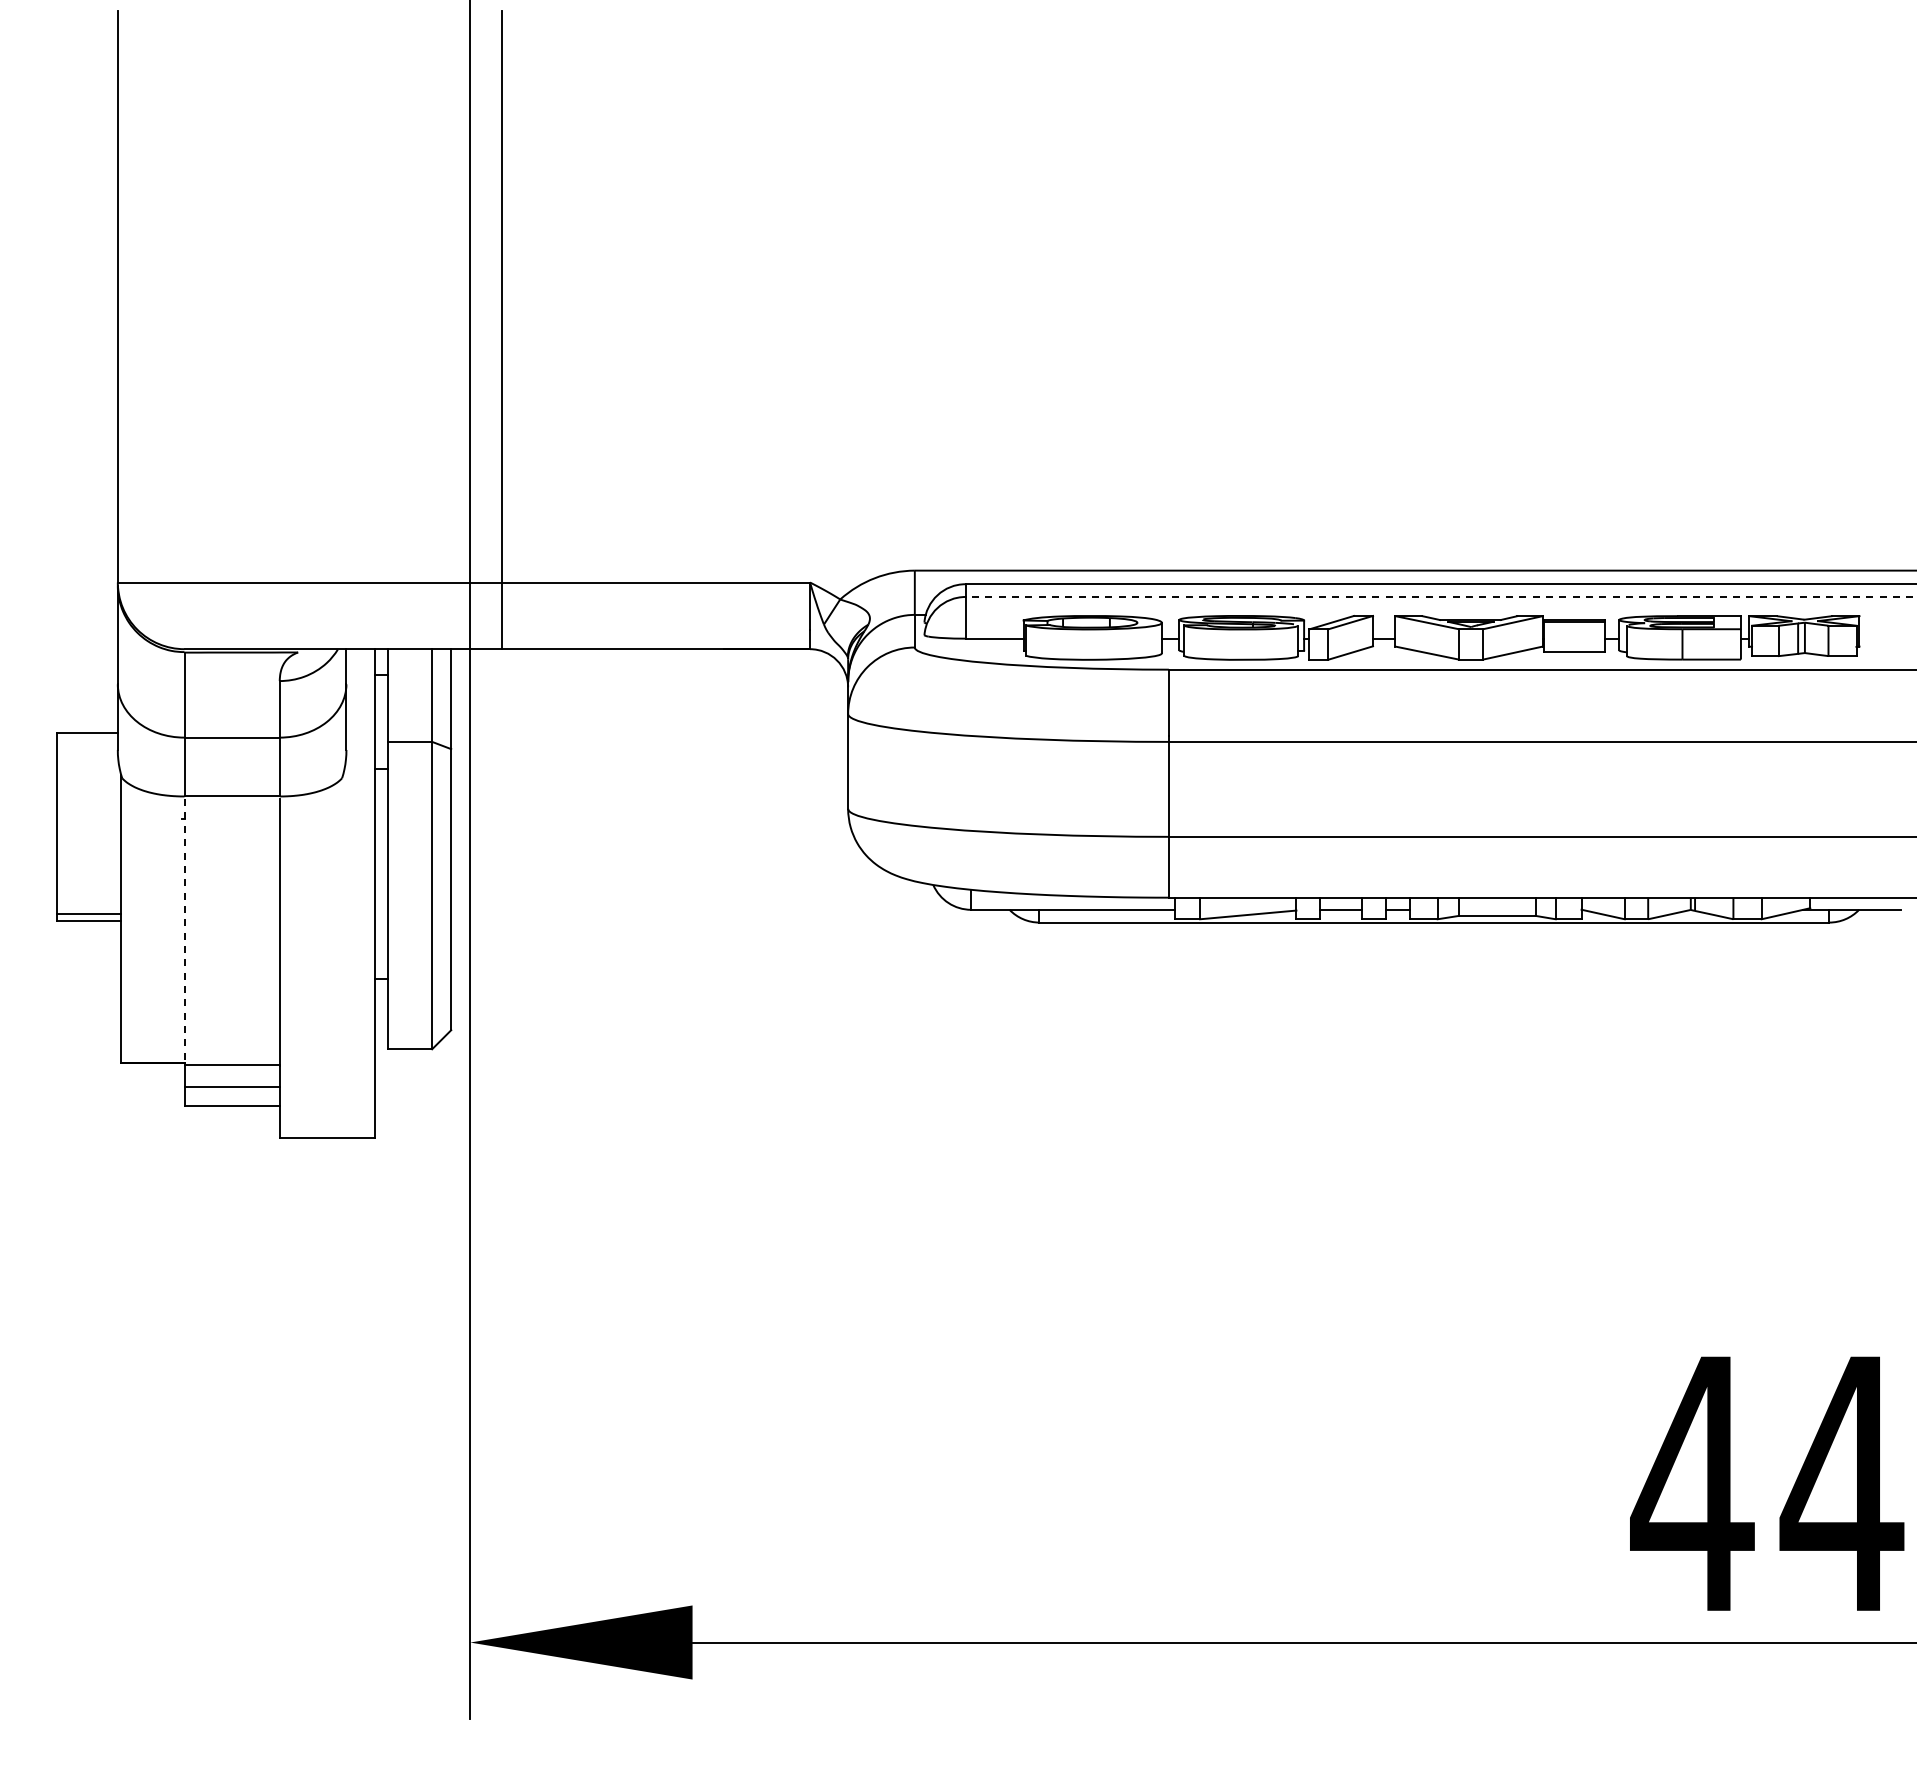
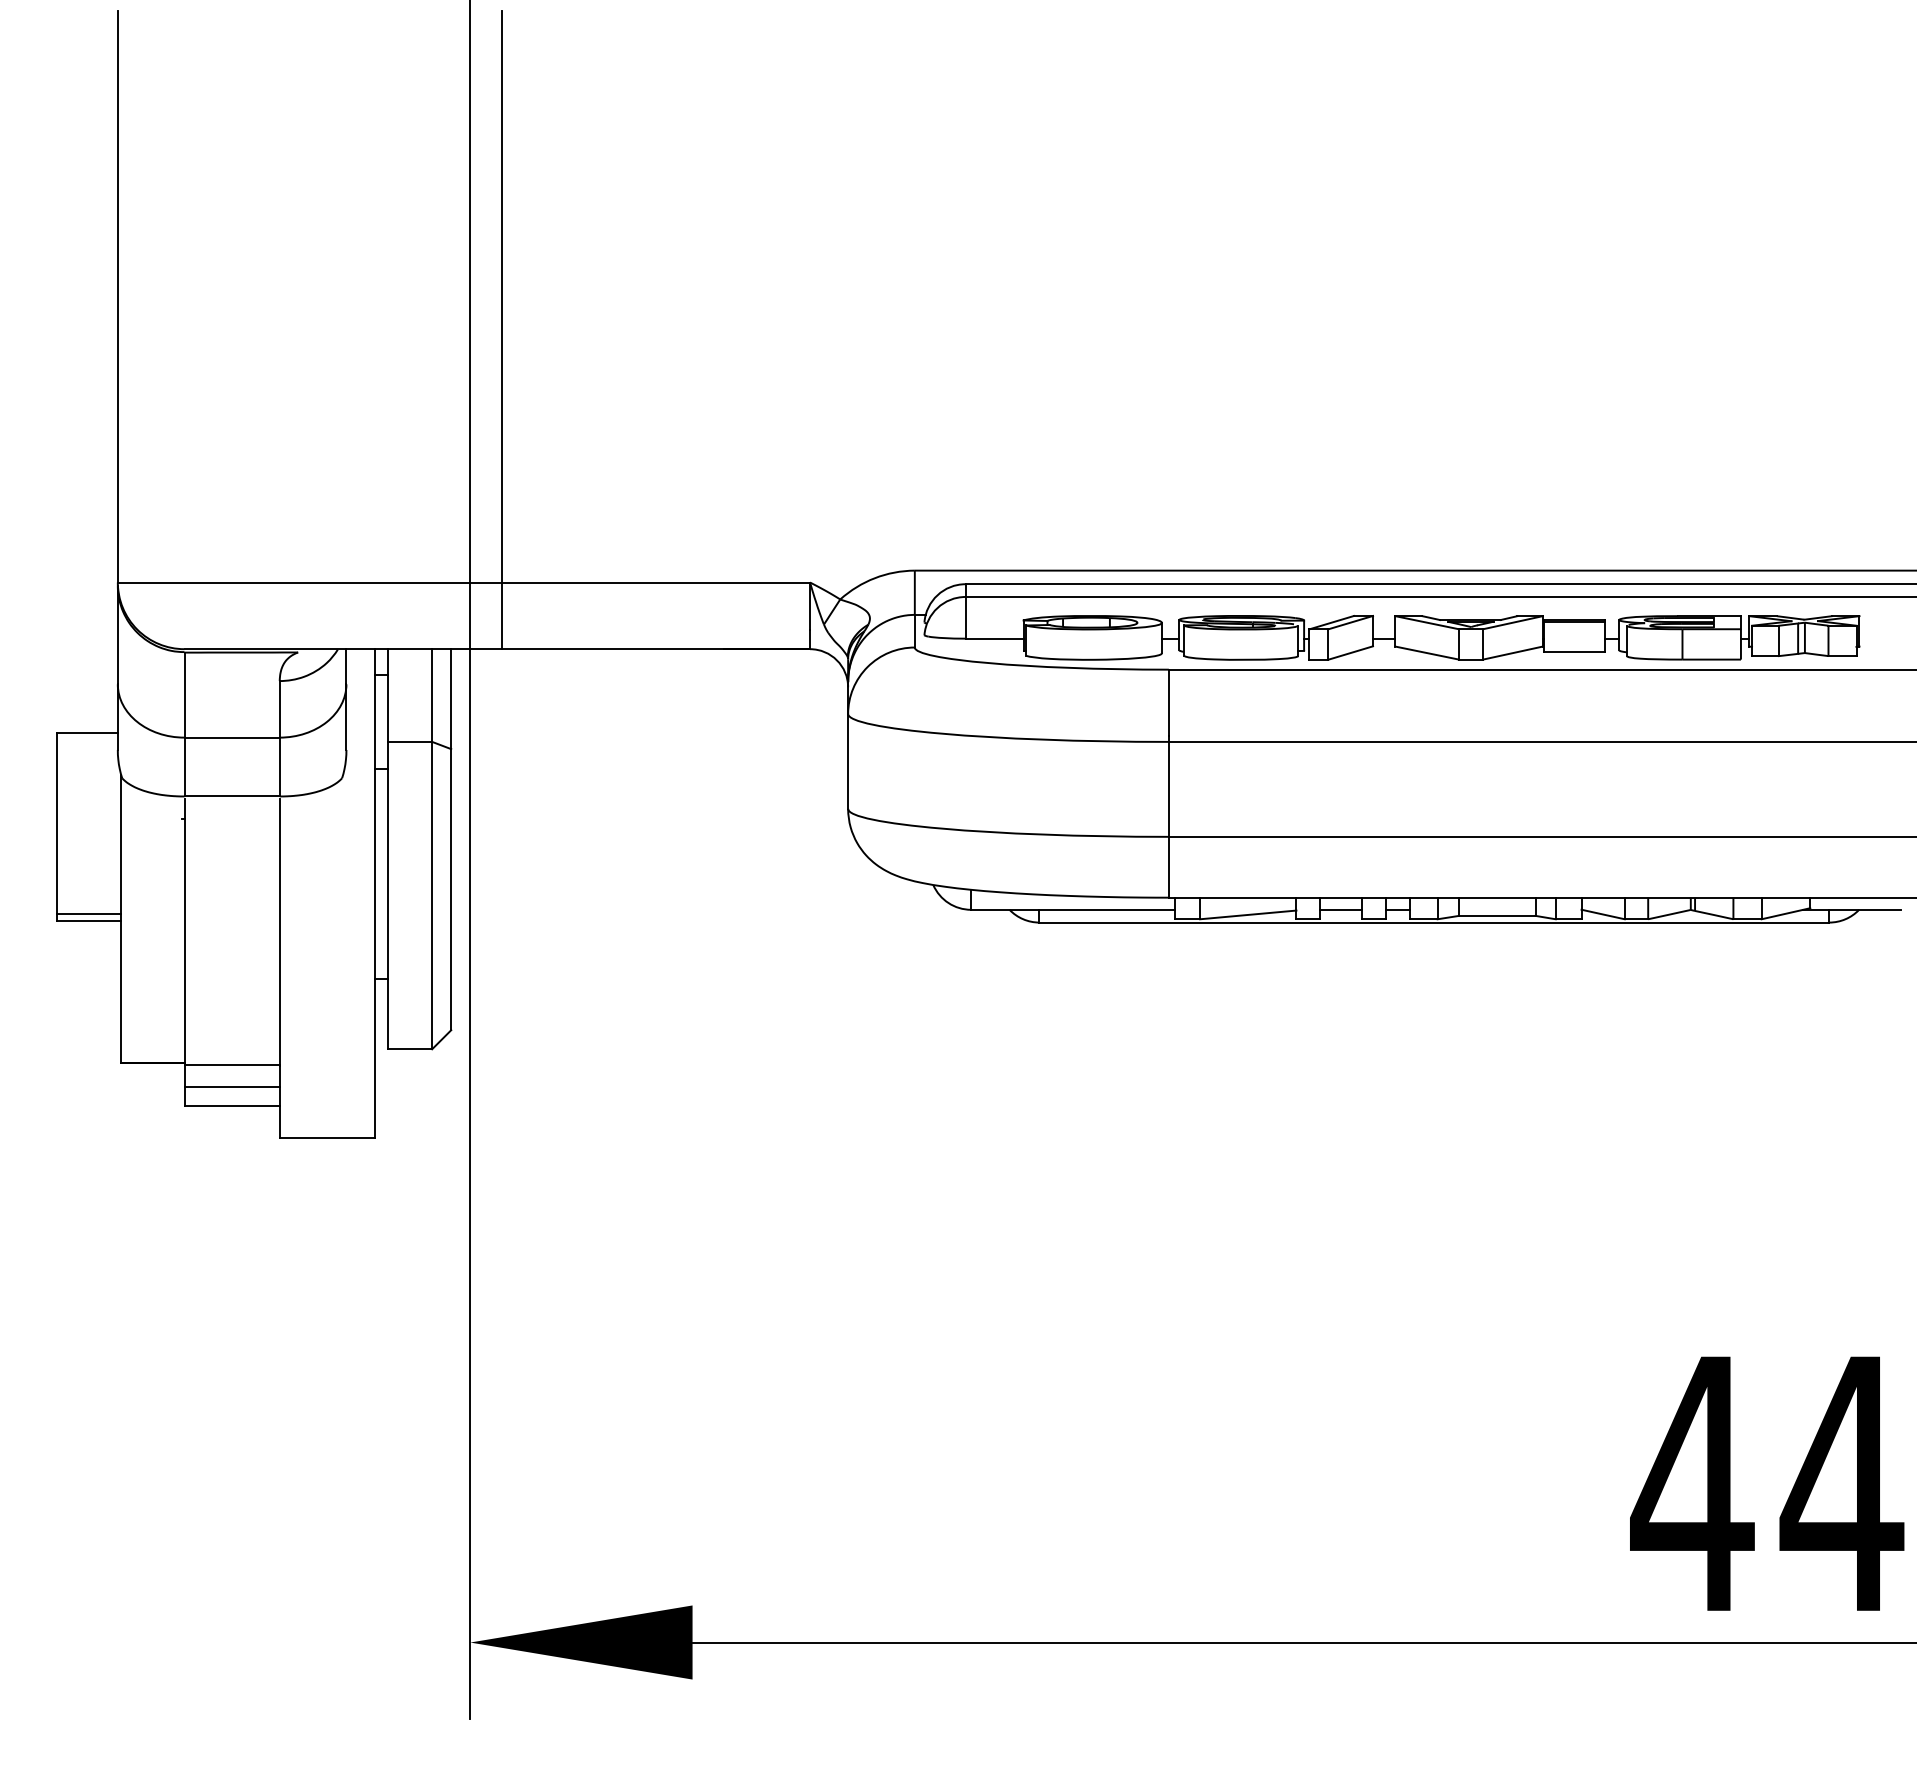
line: dashed -> solid (1440, 596)
line: dashed -> solid (184, 932)
